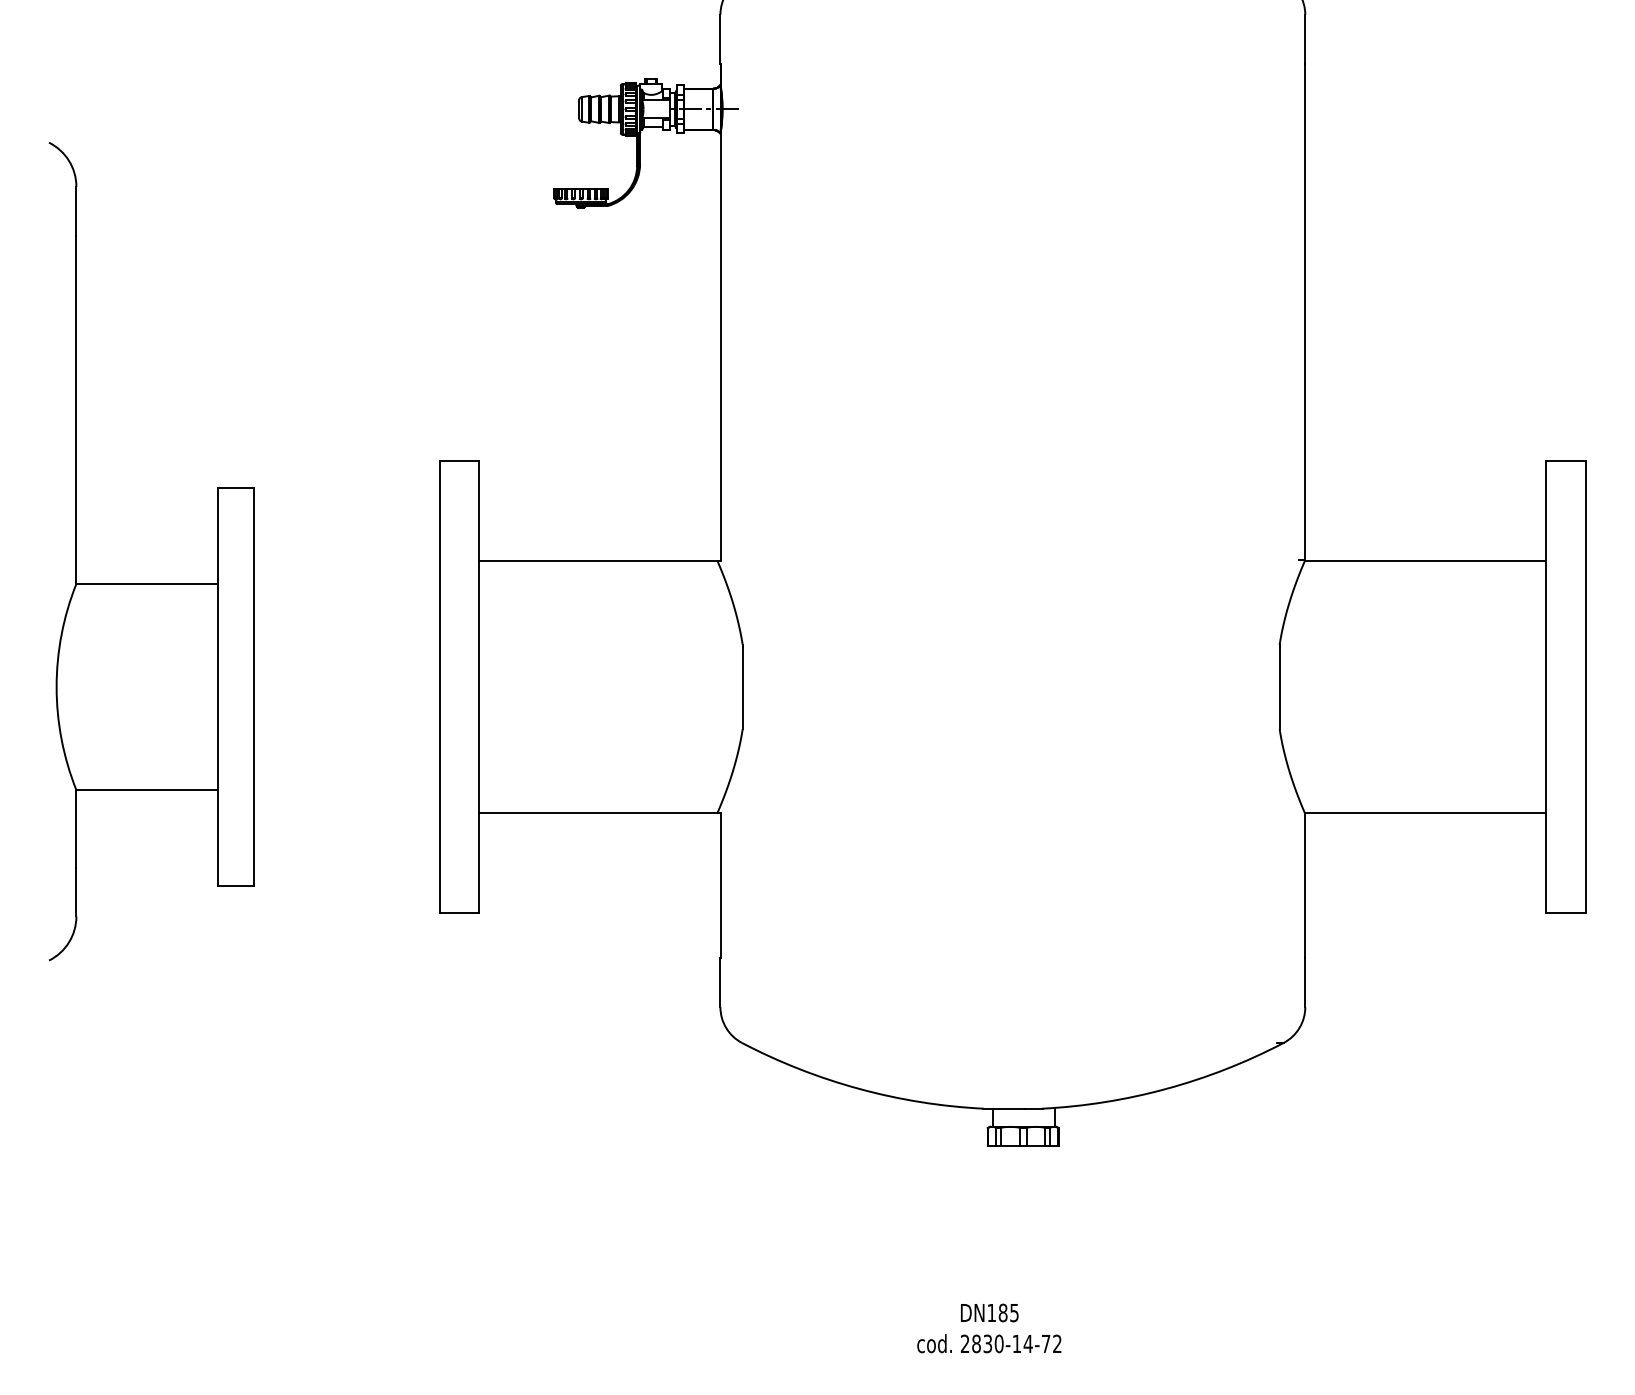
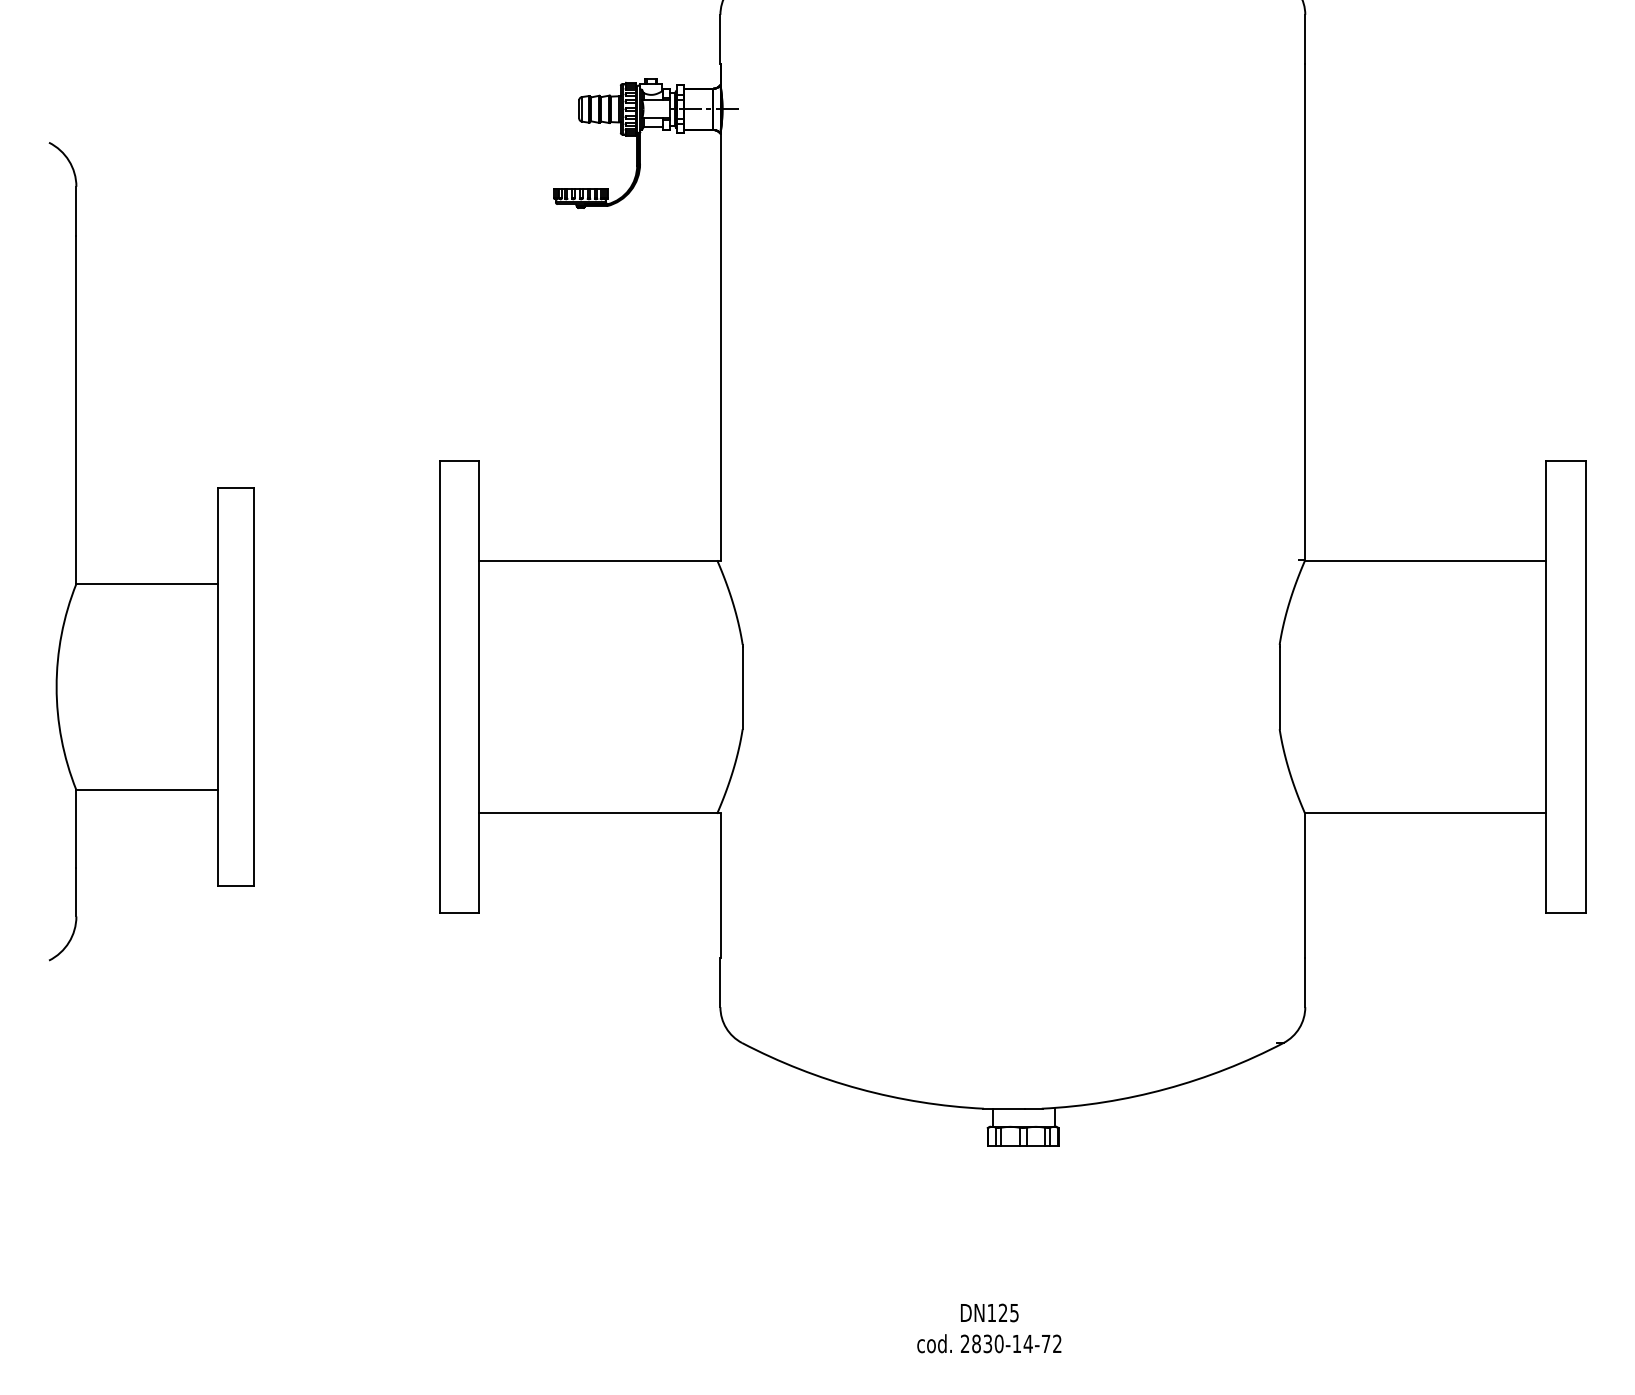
text: DN185 -> DN125 (1002, 1312)
